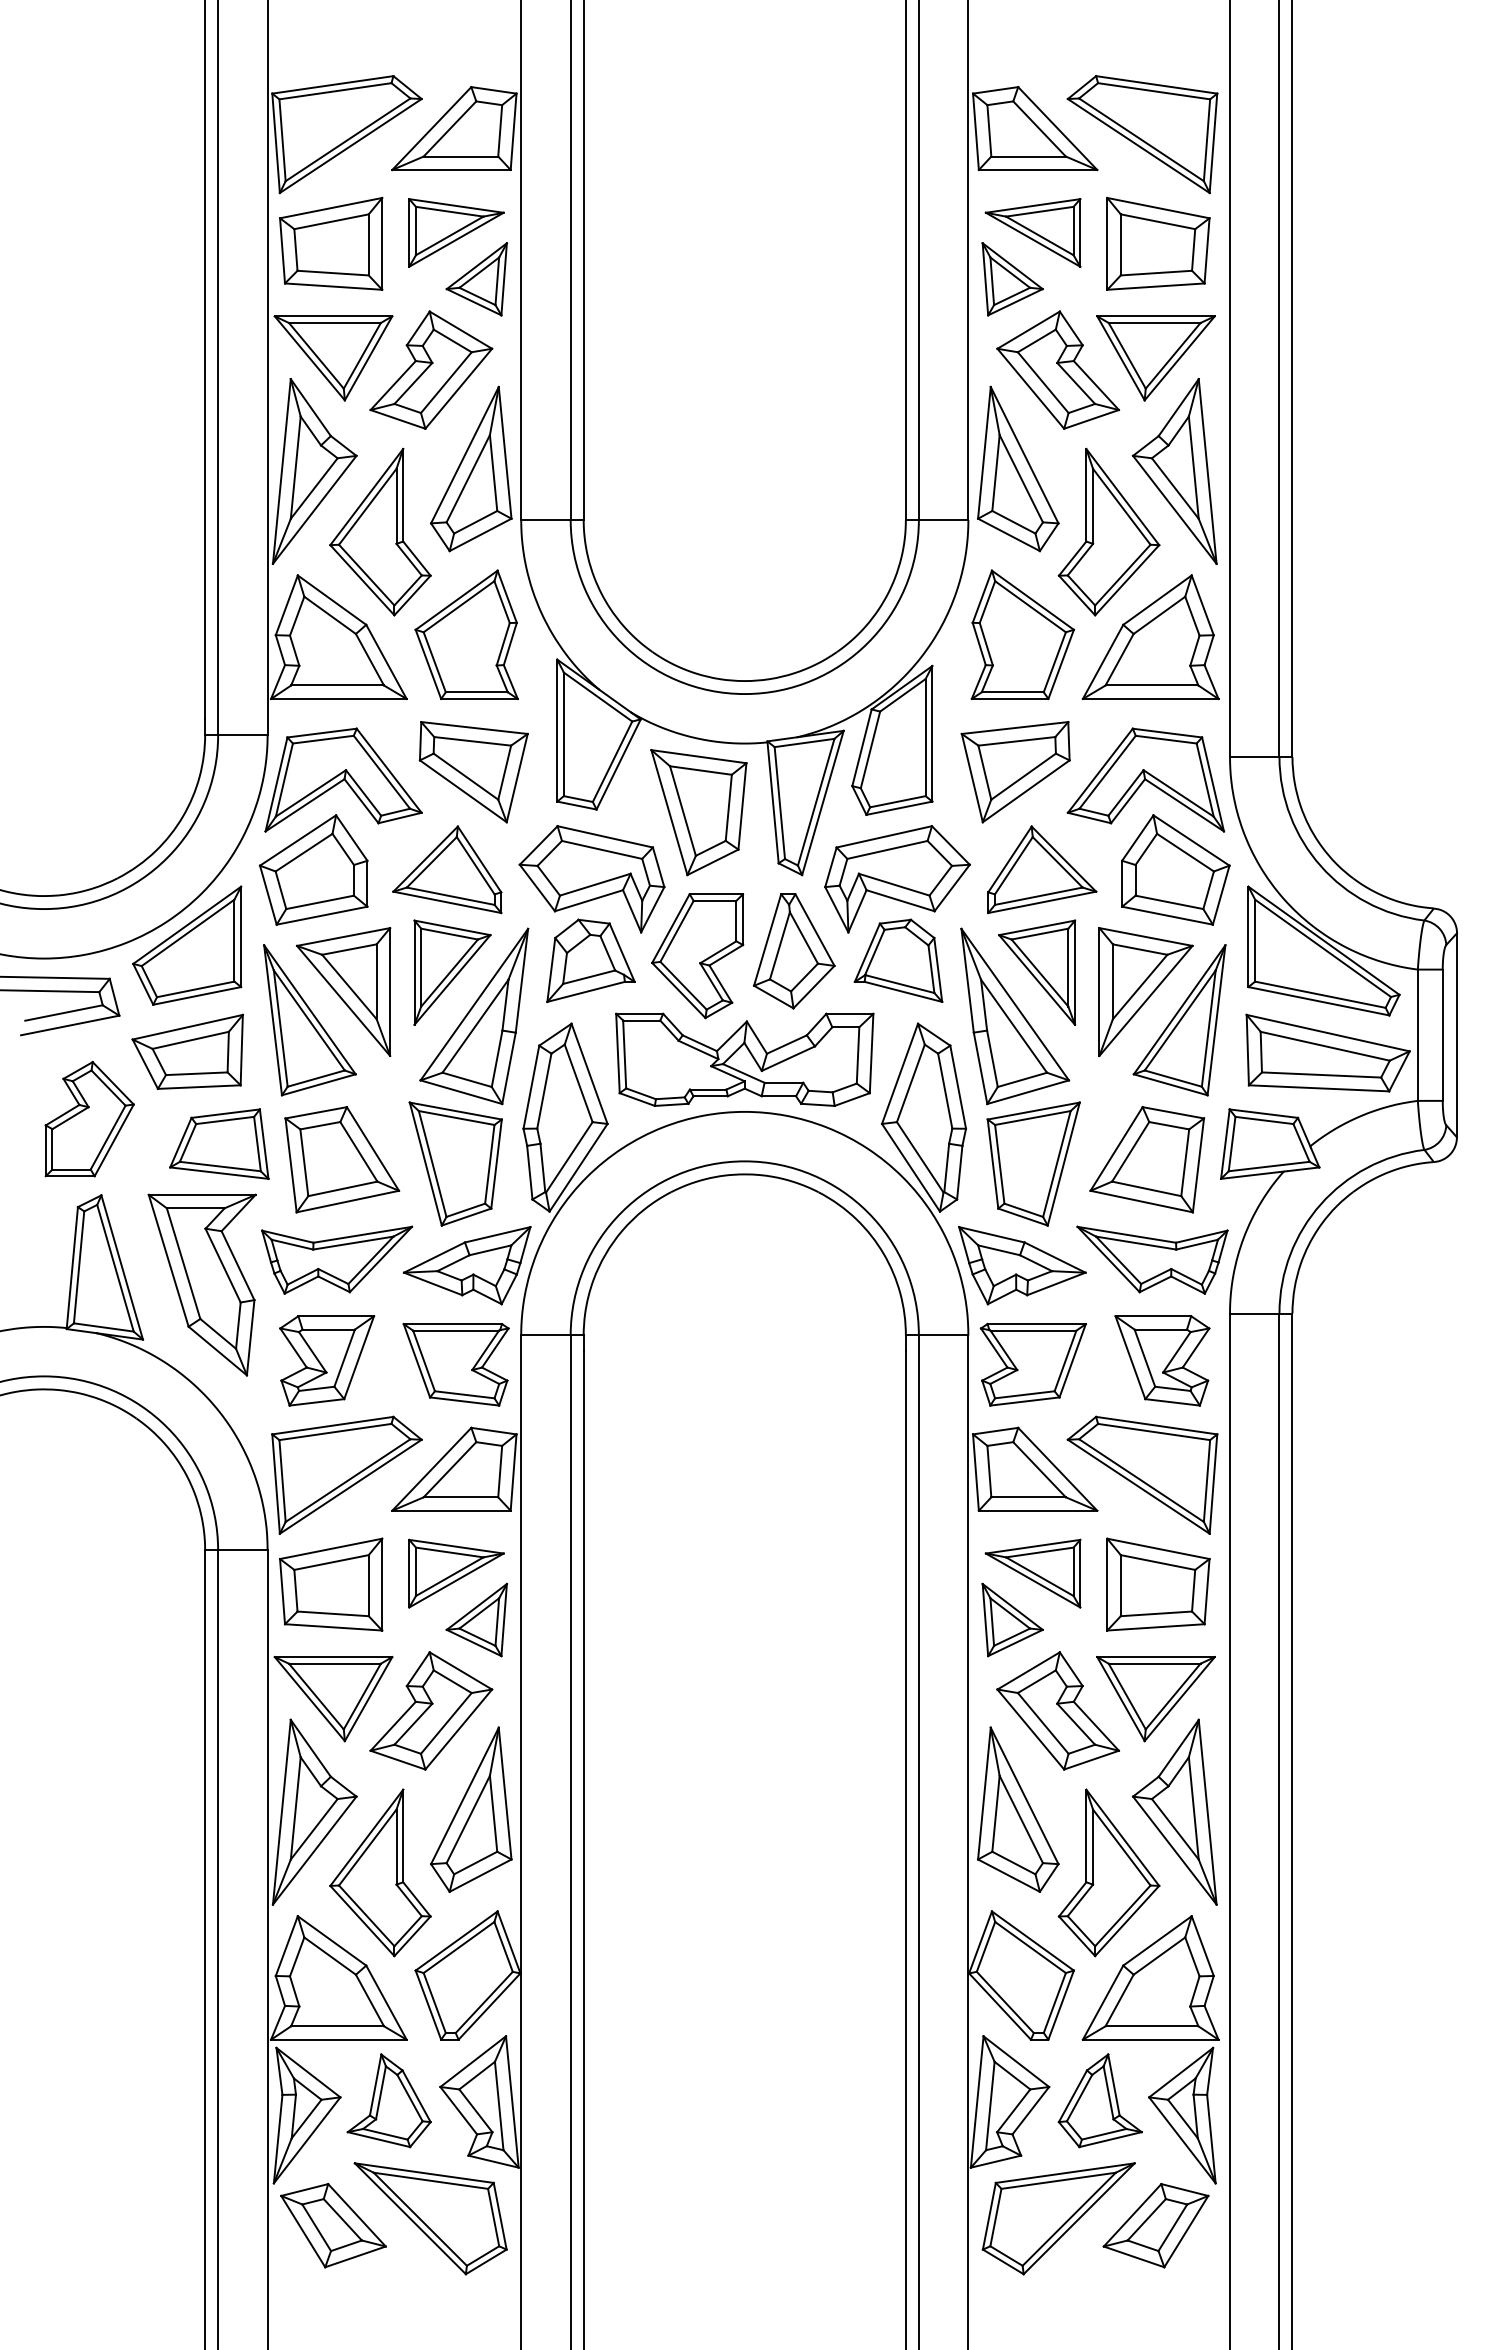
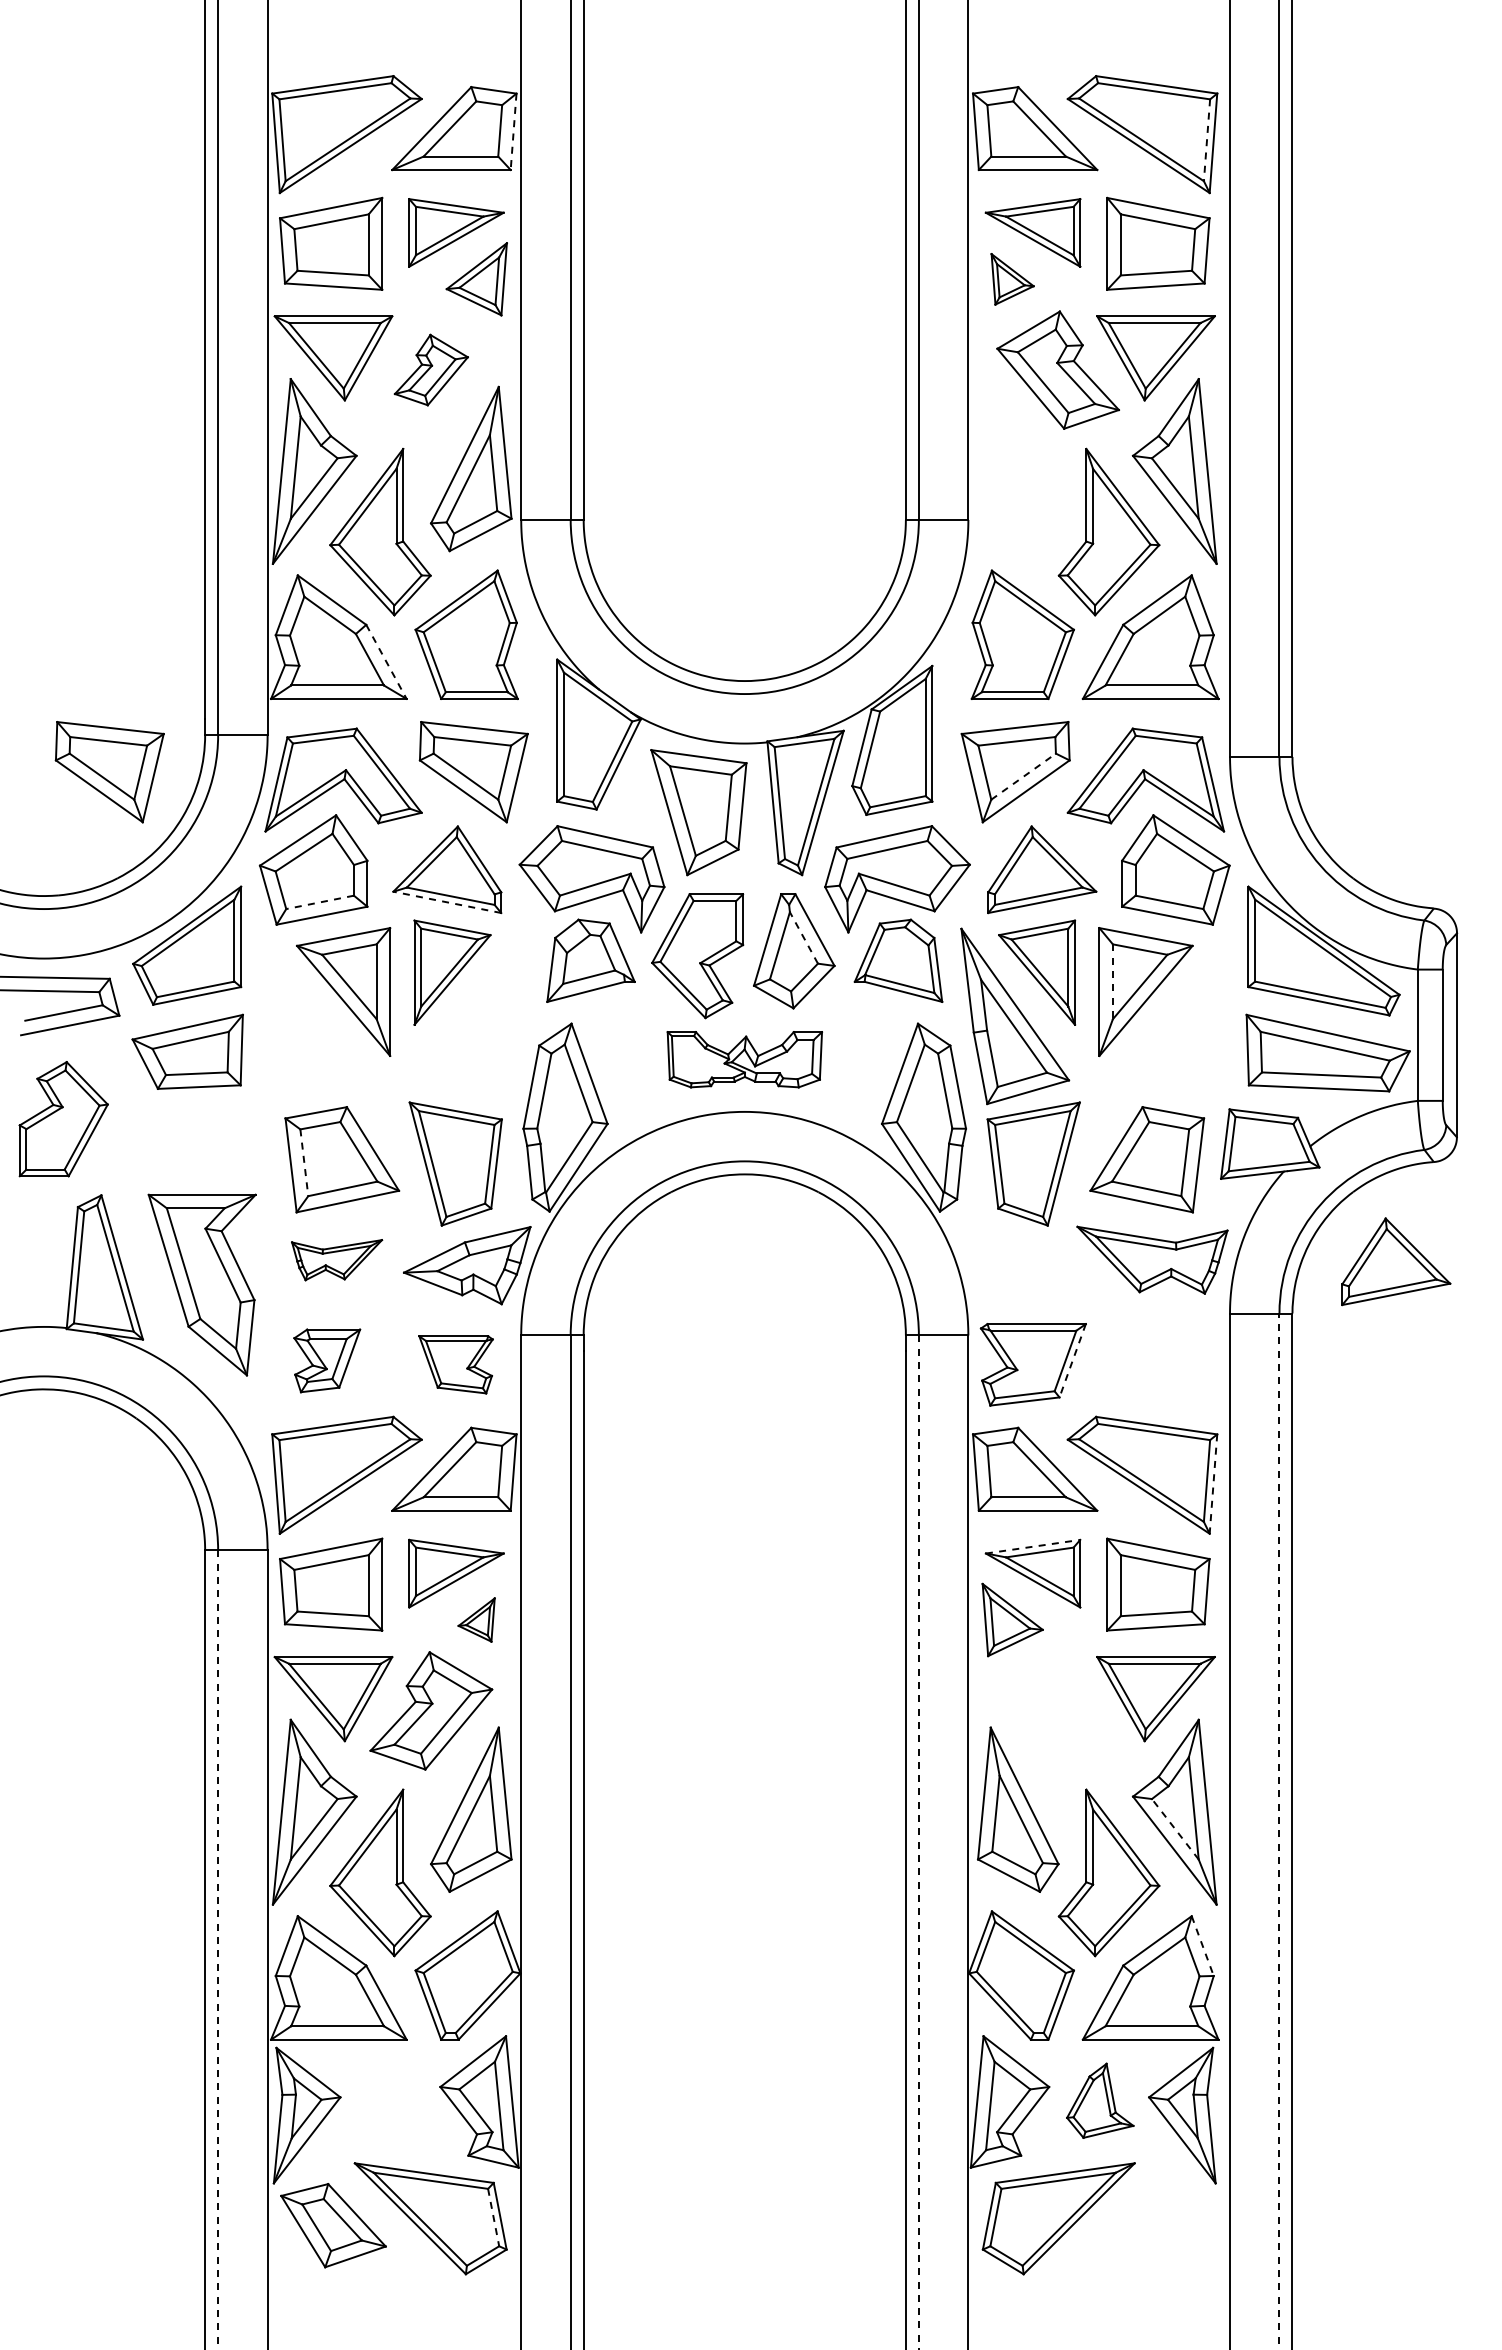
line: solid -> dashed (513, 132)
line: solid -> dashed (1206, 140)
part size: 63x75 px -> 45x53 px (1012, 279)
part size: 125x120 px -> 76x74 px (430, 369)
part: present -> none (1018, 468)
line: solid -> dashed (386, 662)
part: none -> present (109, 772)
line: solid -> dashed (1023, 776)
line: solid -> dashed (320, 902)
line: solid -> dashed (447, 902)
line: solid -> dashed (803, 937)
line: solid -> dashed (1112, 982)
part: present -> none (474, 1016)
part: present -> none (309, 1020)
part: present -> none (1179, 1020)
part size: 260x95 px -> 157x58 px (744, 1059)
part position: (89, 1119) -> (63, 1119) (63, 1119)
part: present -> none (219, 1143)
line: solid -> dashed (304, 1162)
part size: 152x70 px -> 93x43 px (337, 1260)
part: none -> present (1396, 1261)
part: present -> none (1022, 1265)
part size: 97x92 px -> 69x66 px (327, 1360)
line: solid -> dashed (1072, 1360)
part: present -> none (1162, 1360)
part size: 108x84 px -> 76x60 px (455, 1364)
line: solid -> dashed (1213, 1484)
line: solid -> dashed (1033, 1546)
part size: 63x76 px -> 39x46 px (476, 1619)
part: present -> none (1057, 1710)
line: solid -> dashed (1175, 1828)
line: solid -> dashed (1279, 1831)
line: solid -> dashed (918, 1842)
line: solid -> dashed (1202, 1946)
line: solid -> dashed (218, 1950)
part: present -> none (388, 2100)
part size: 86x96 px -> 69x77 px (1100, 2100)
line: solid -> dashed (493, 2218)
part: present -> none (1155, 2225)
